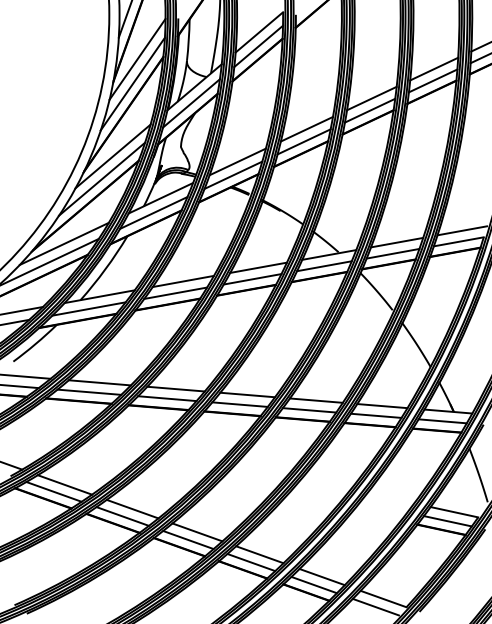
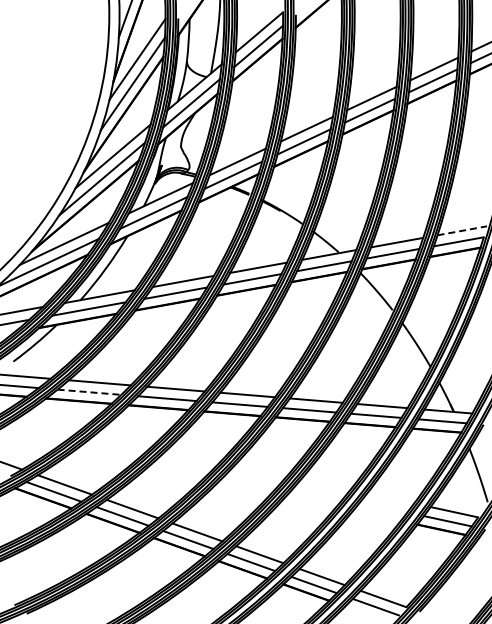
line: solid -> dashed (462, 230)
line: solid -> dashed (89, 392)
